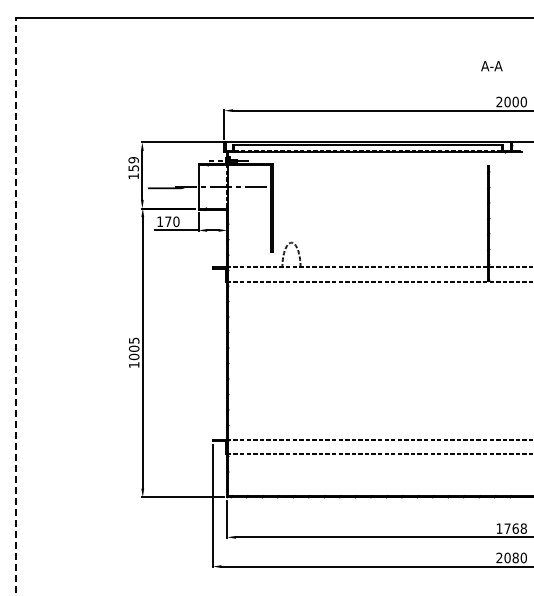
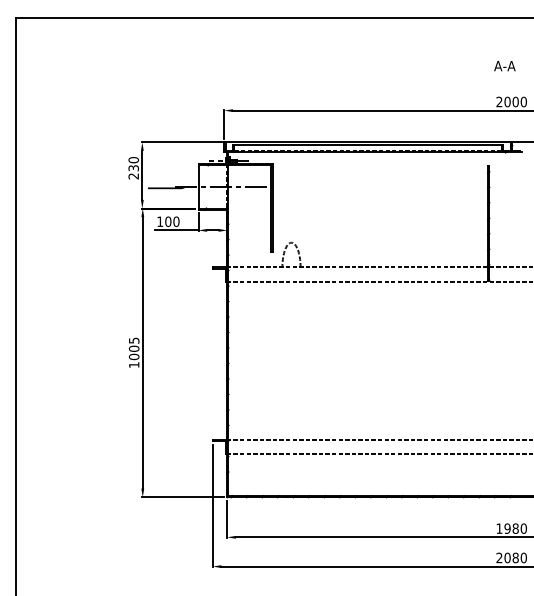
text position: (491, 66) -> (504, 66) (504, 66)
text: 159 -> 230 (133, 168)
text: 170 -> 100 (168, 221)
line: dashed -> solid (16, 306)
text: 1768 -> 1980 (515, 528)
